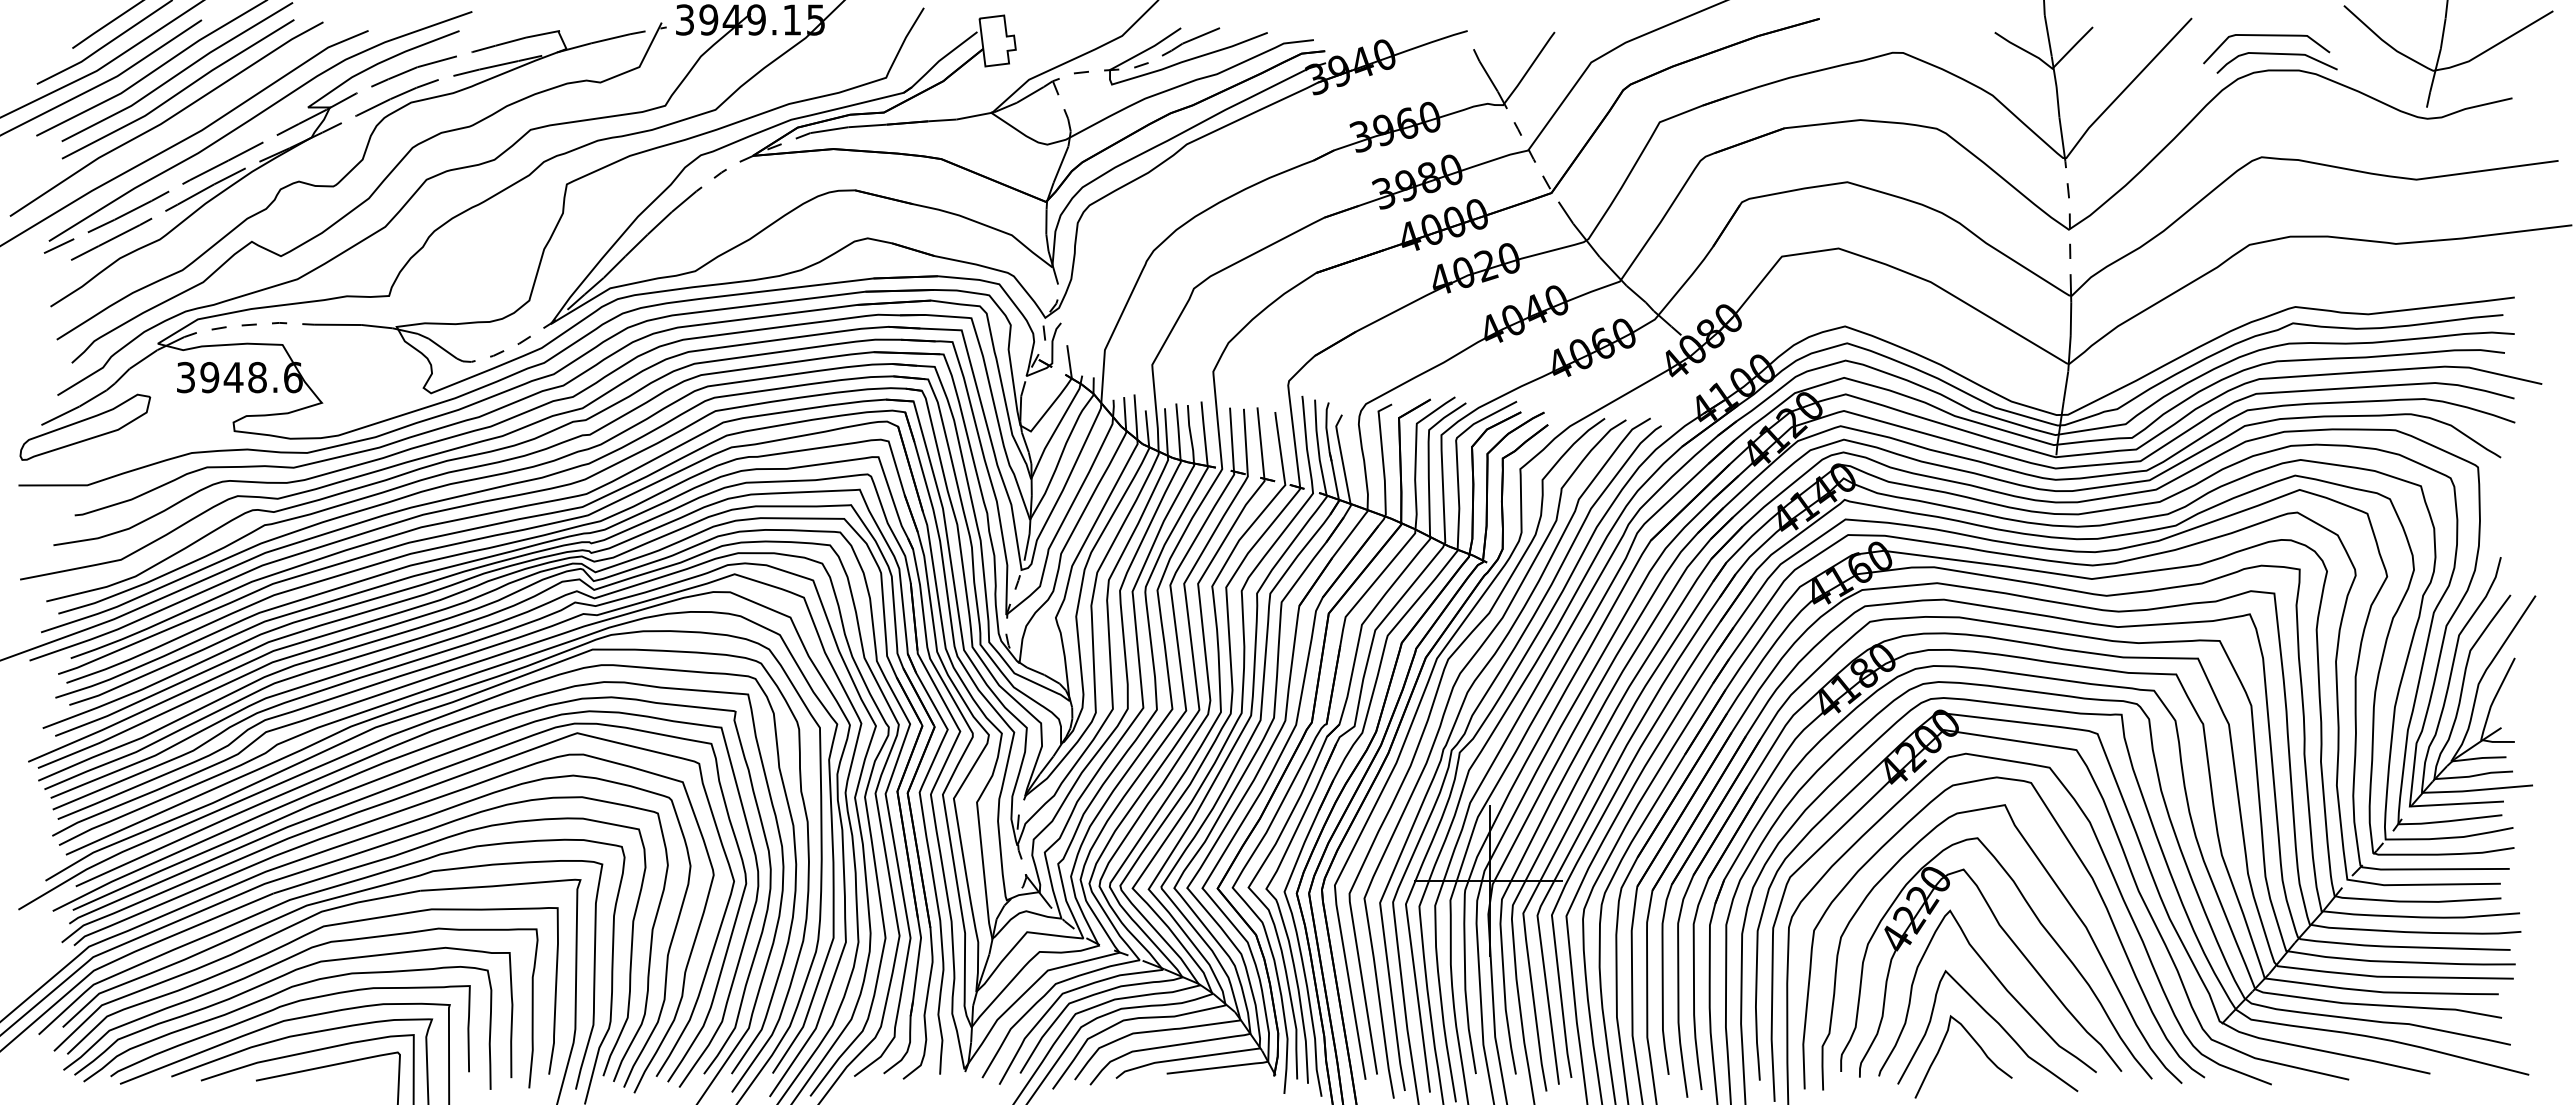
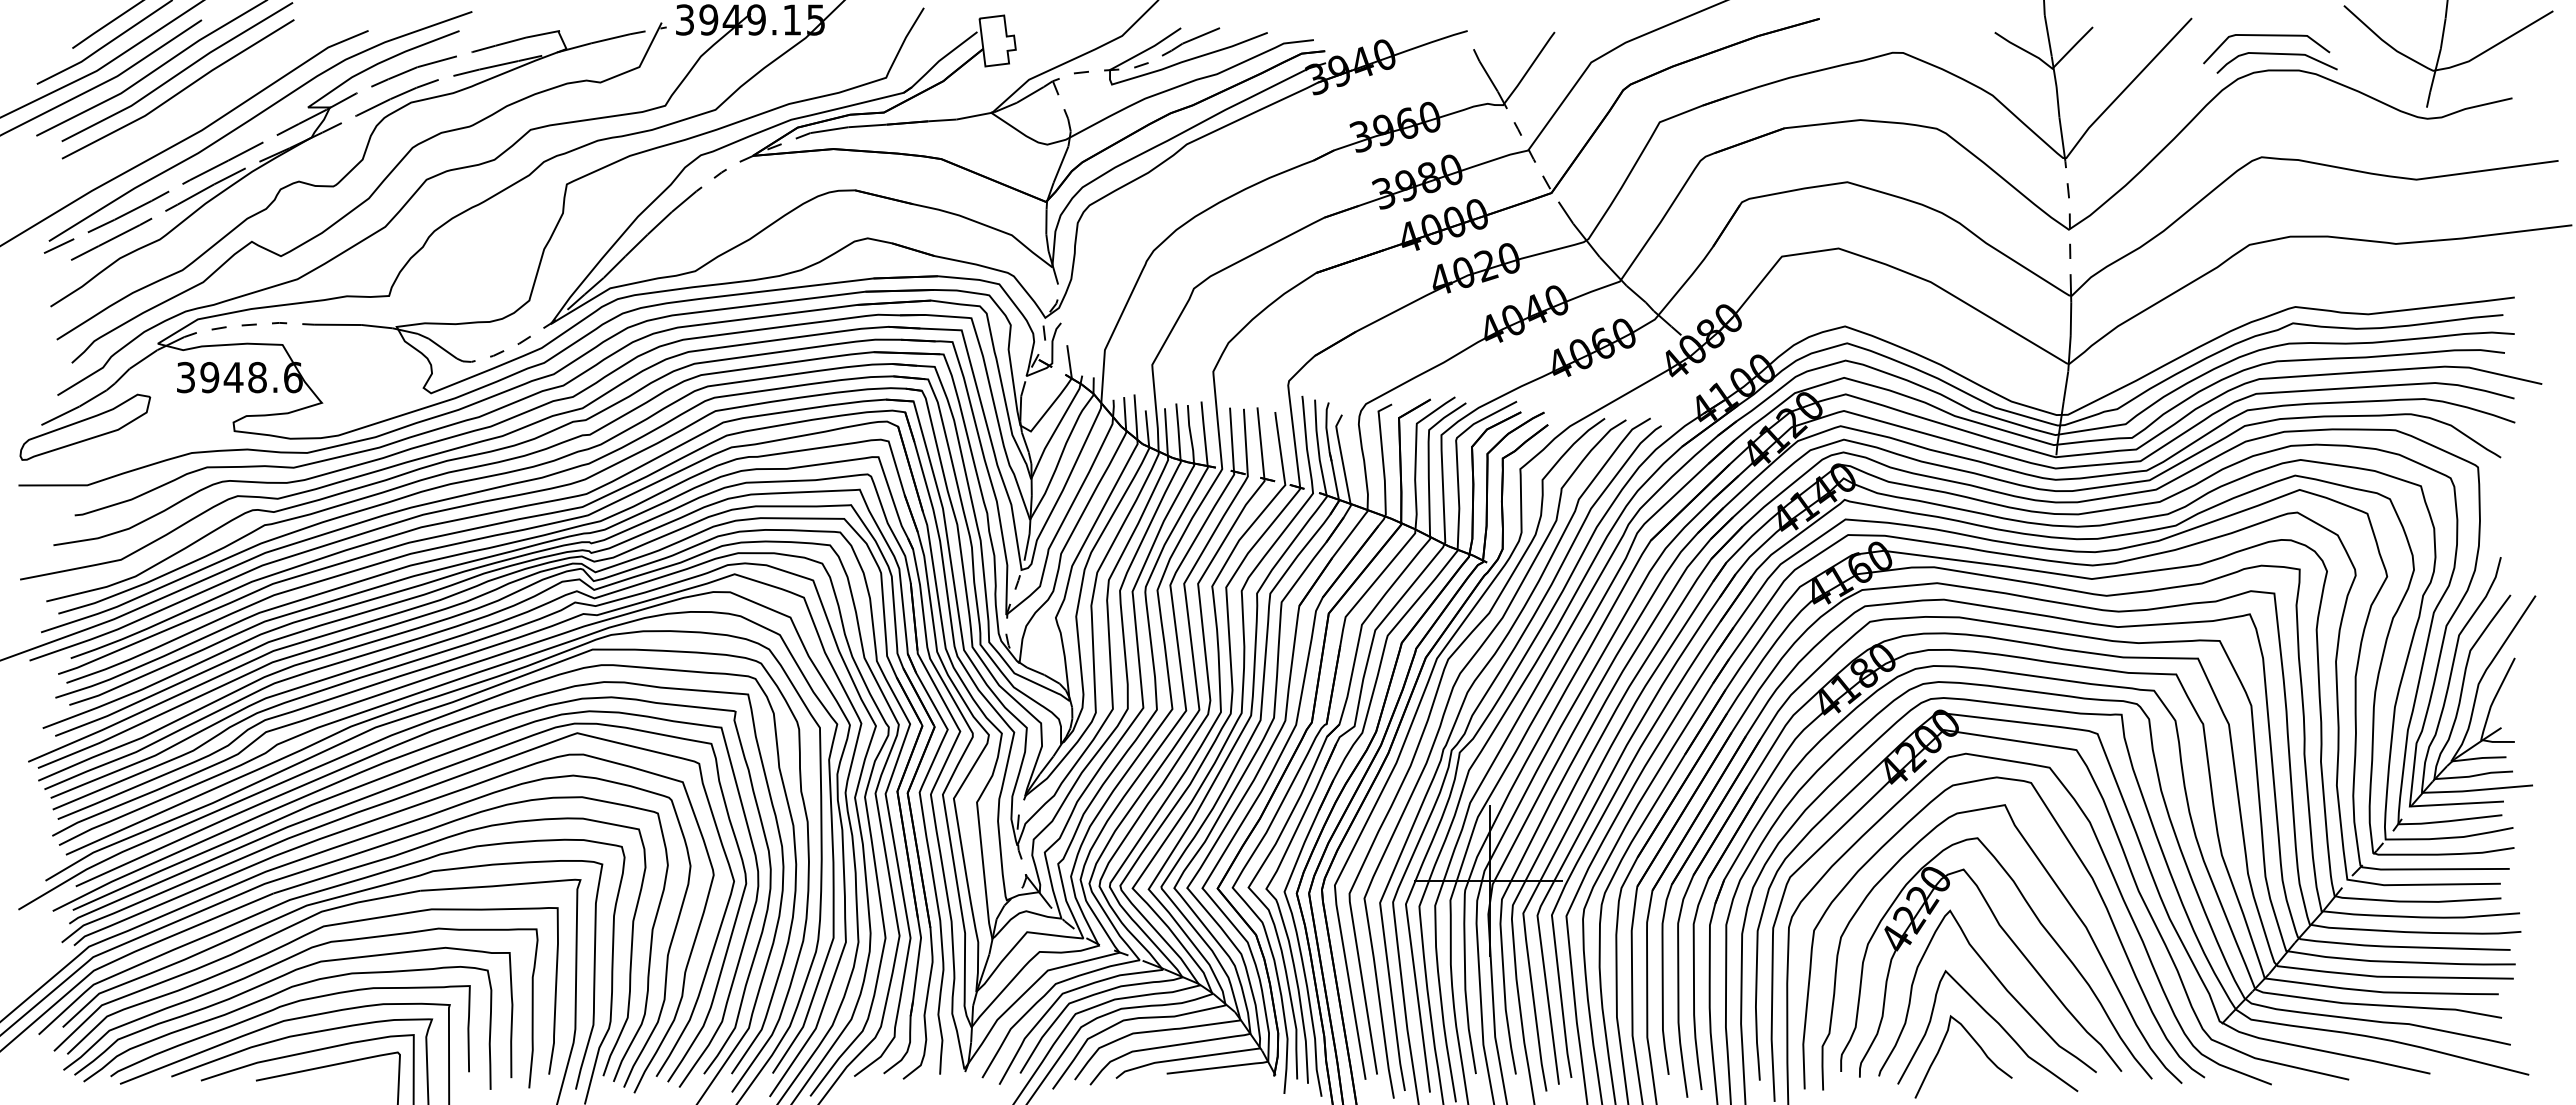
line: present -> none (167, 118)
